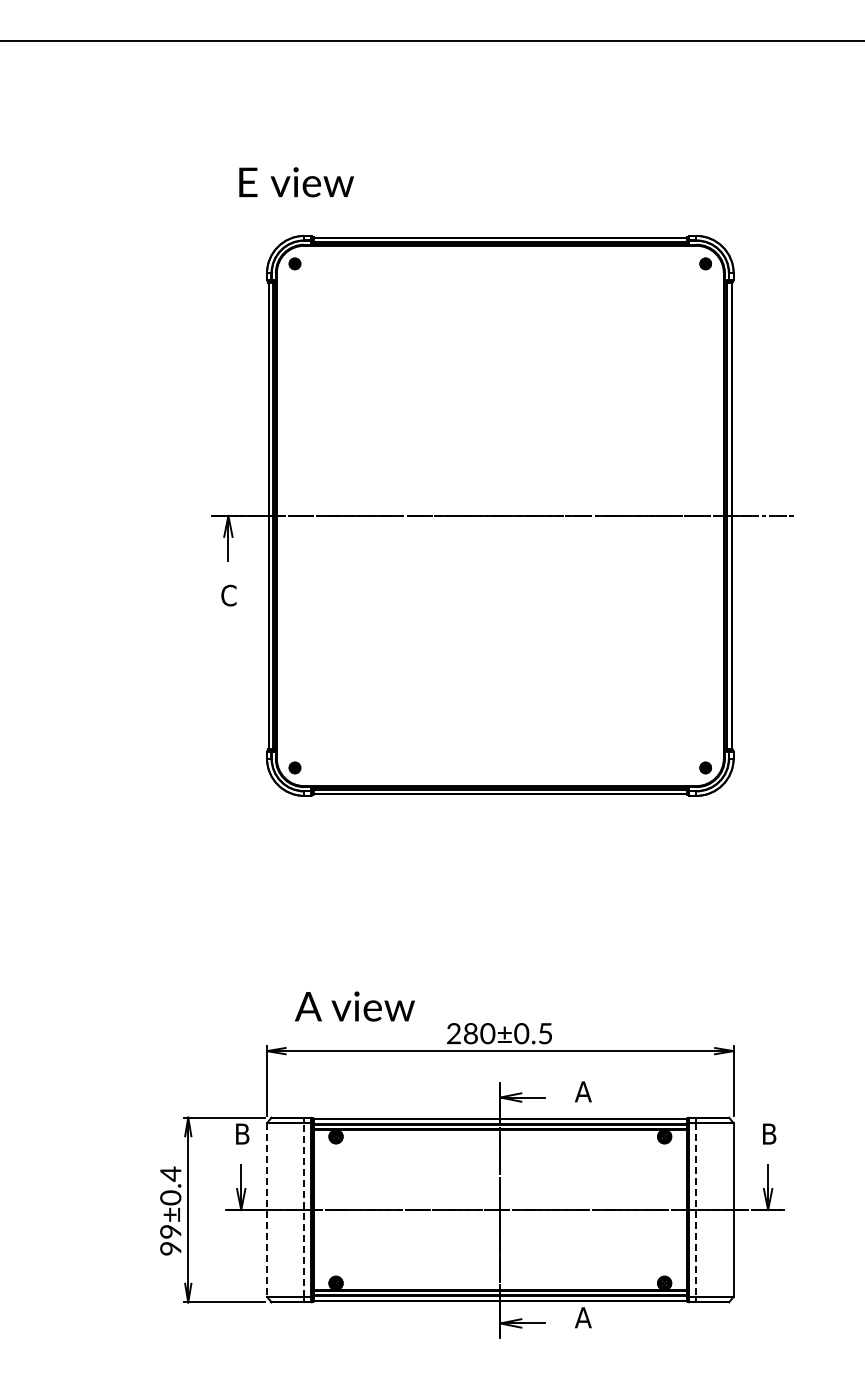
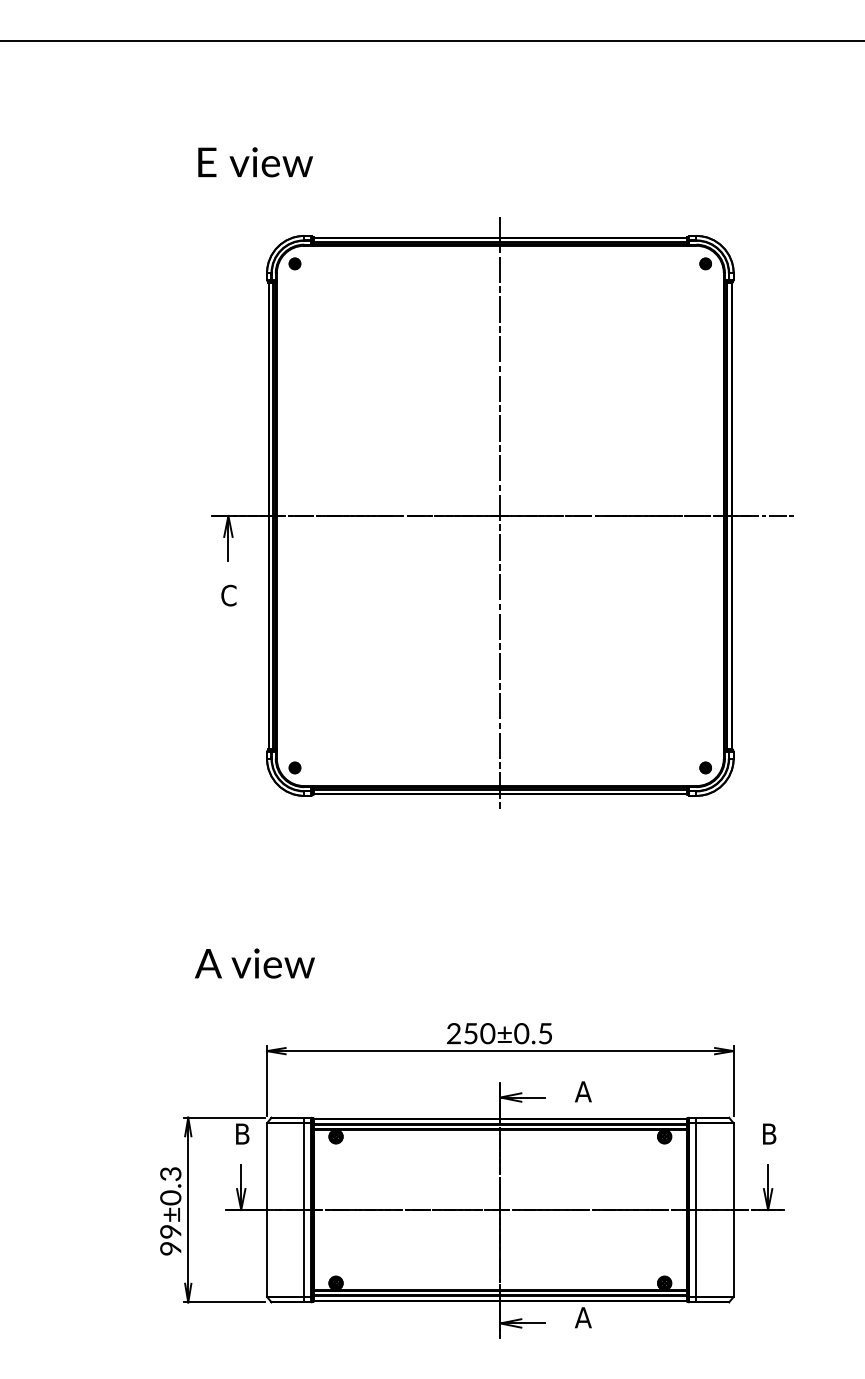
text position: (296, 182) -> (255, 162) (255, 162)
line: none -> present (500, 513)
text position: (354, 1006) -> (254, 963) (254, 963)
text: 280±0.5 -> 250±0.5 (470, 1033)
text: 99±0.4 -> 99±0.3 (170, 1173)
line: dashed -> solid (266, 1210)
line: dashed -> solid (304, 1210)
line: dashed -> solid (696, 1210)
